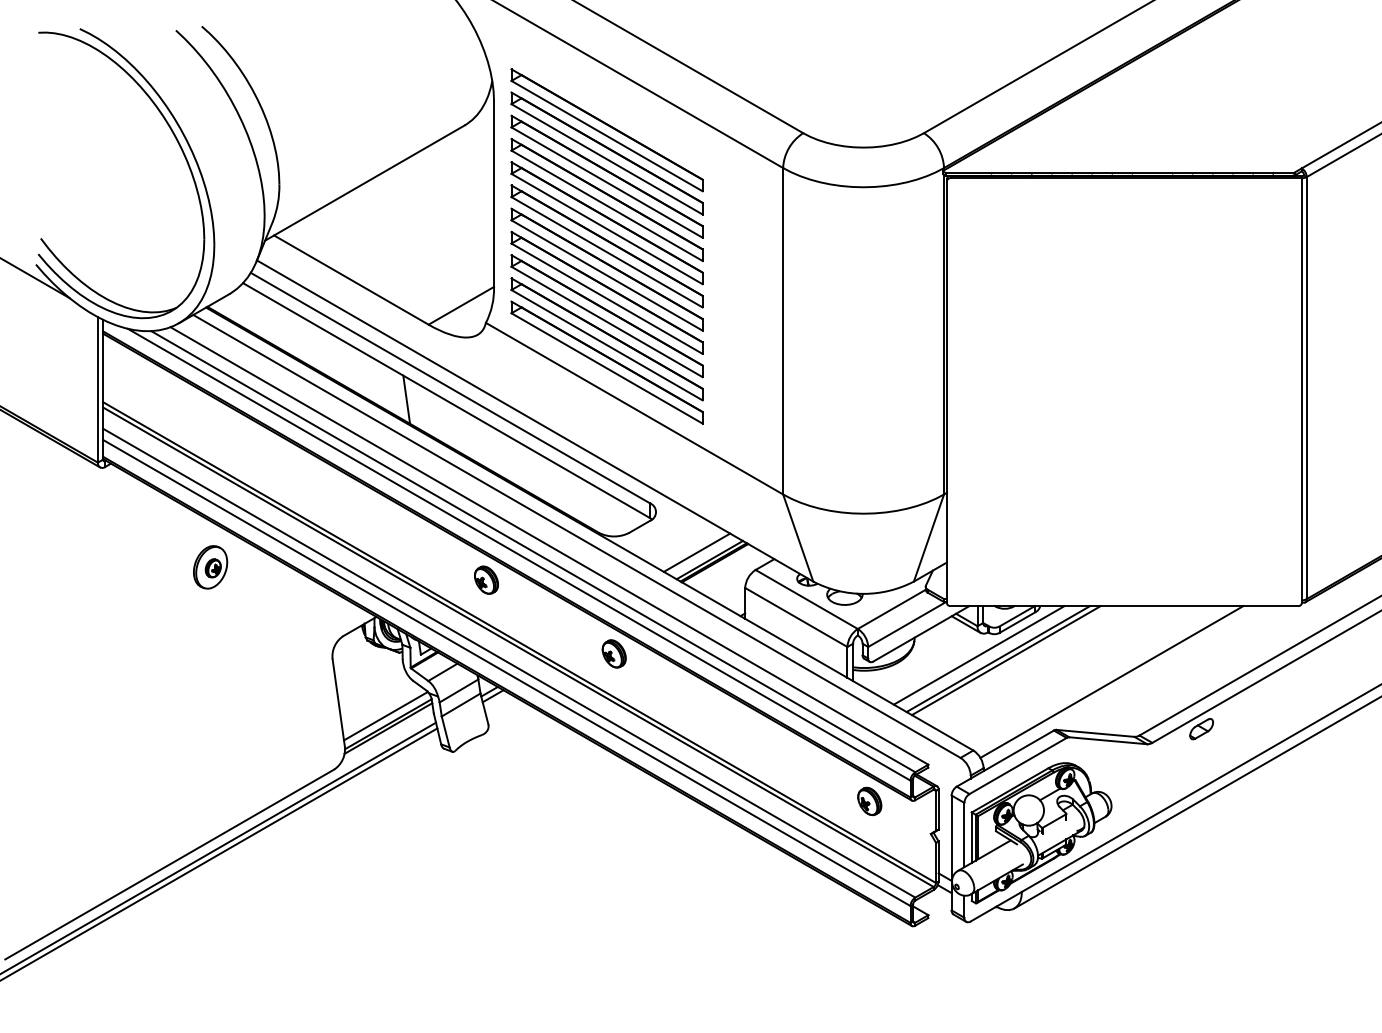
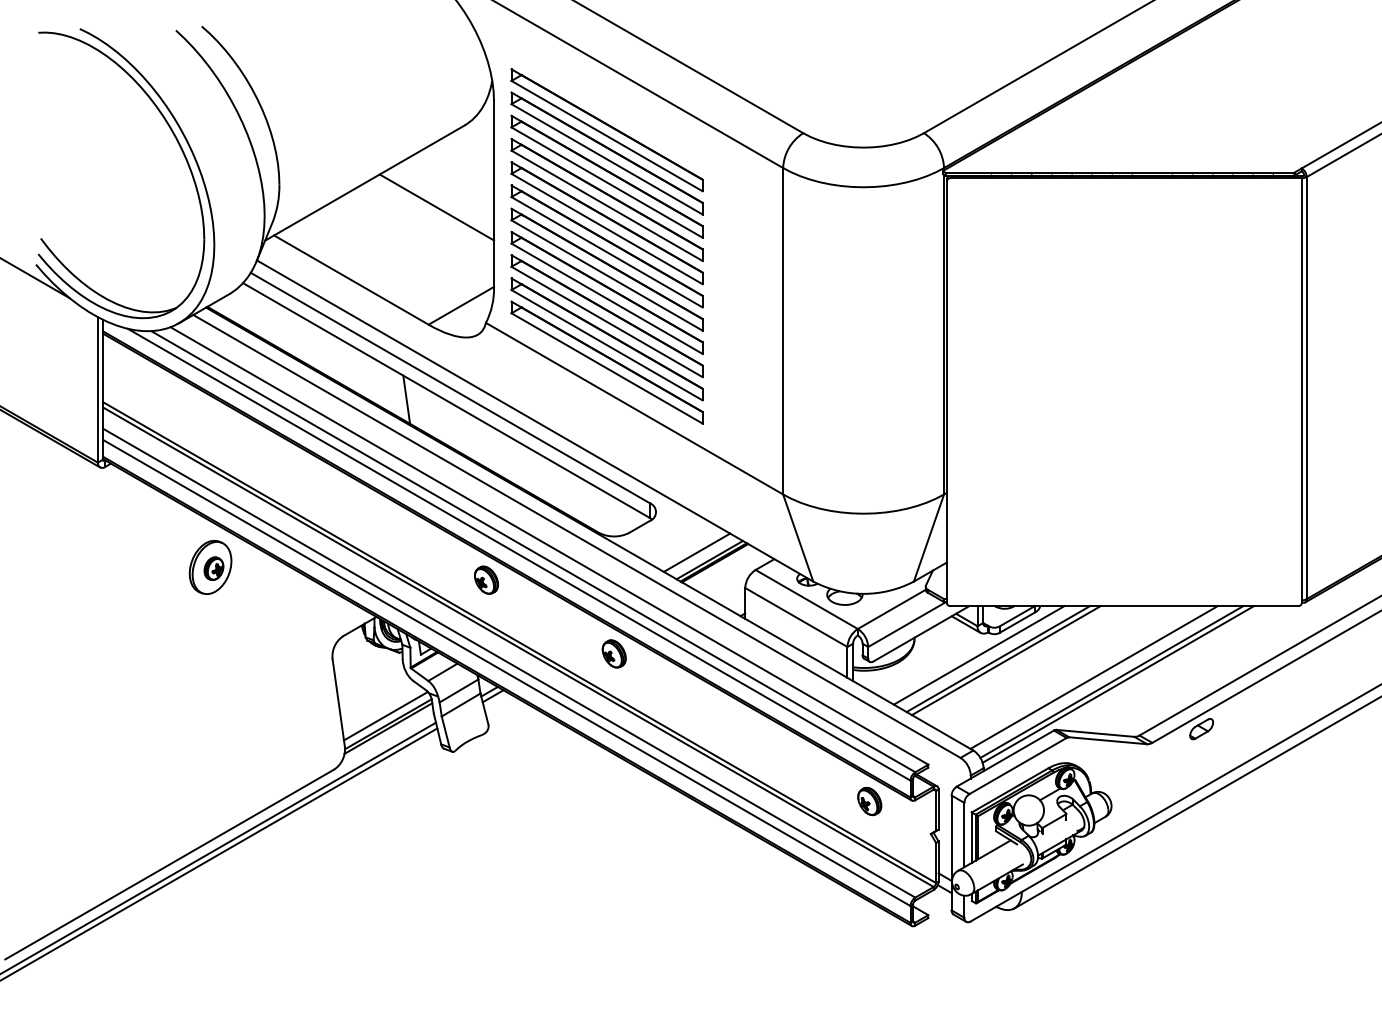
line: none -> present (436, 207)
part size: 36x45 px -> 45x56 px (210, 566)
line: none -> present (1093, 677)
line: none -> present (1118, 684)
